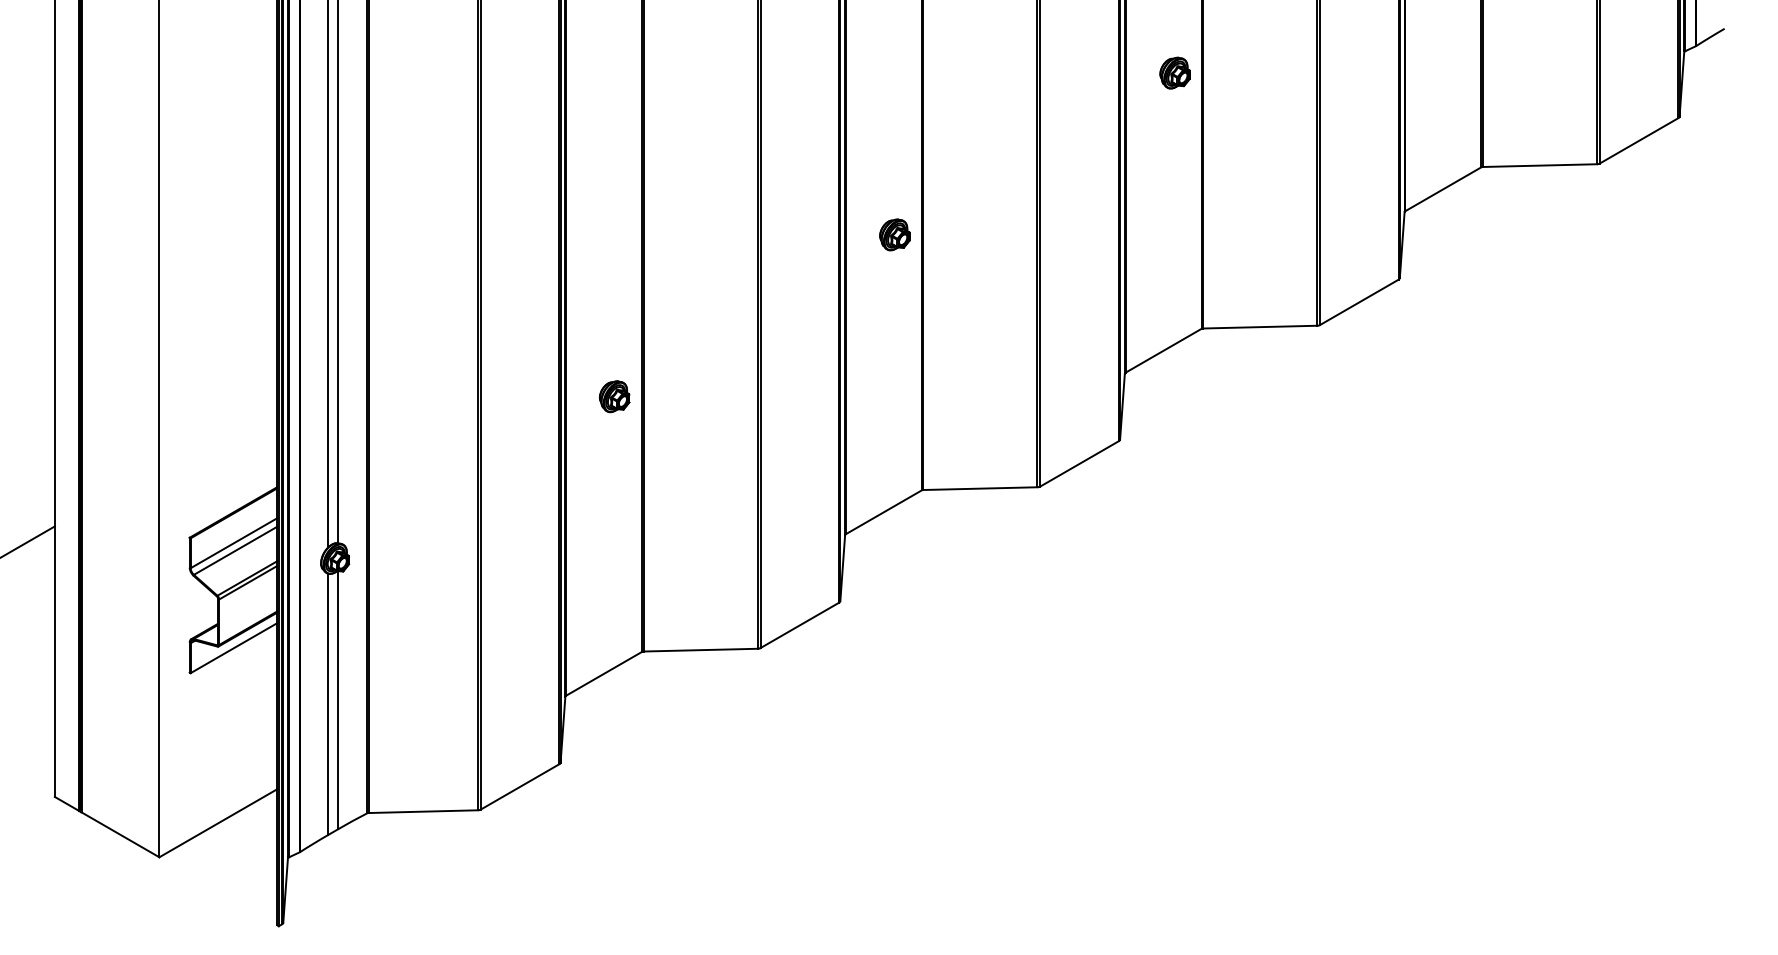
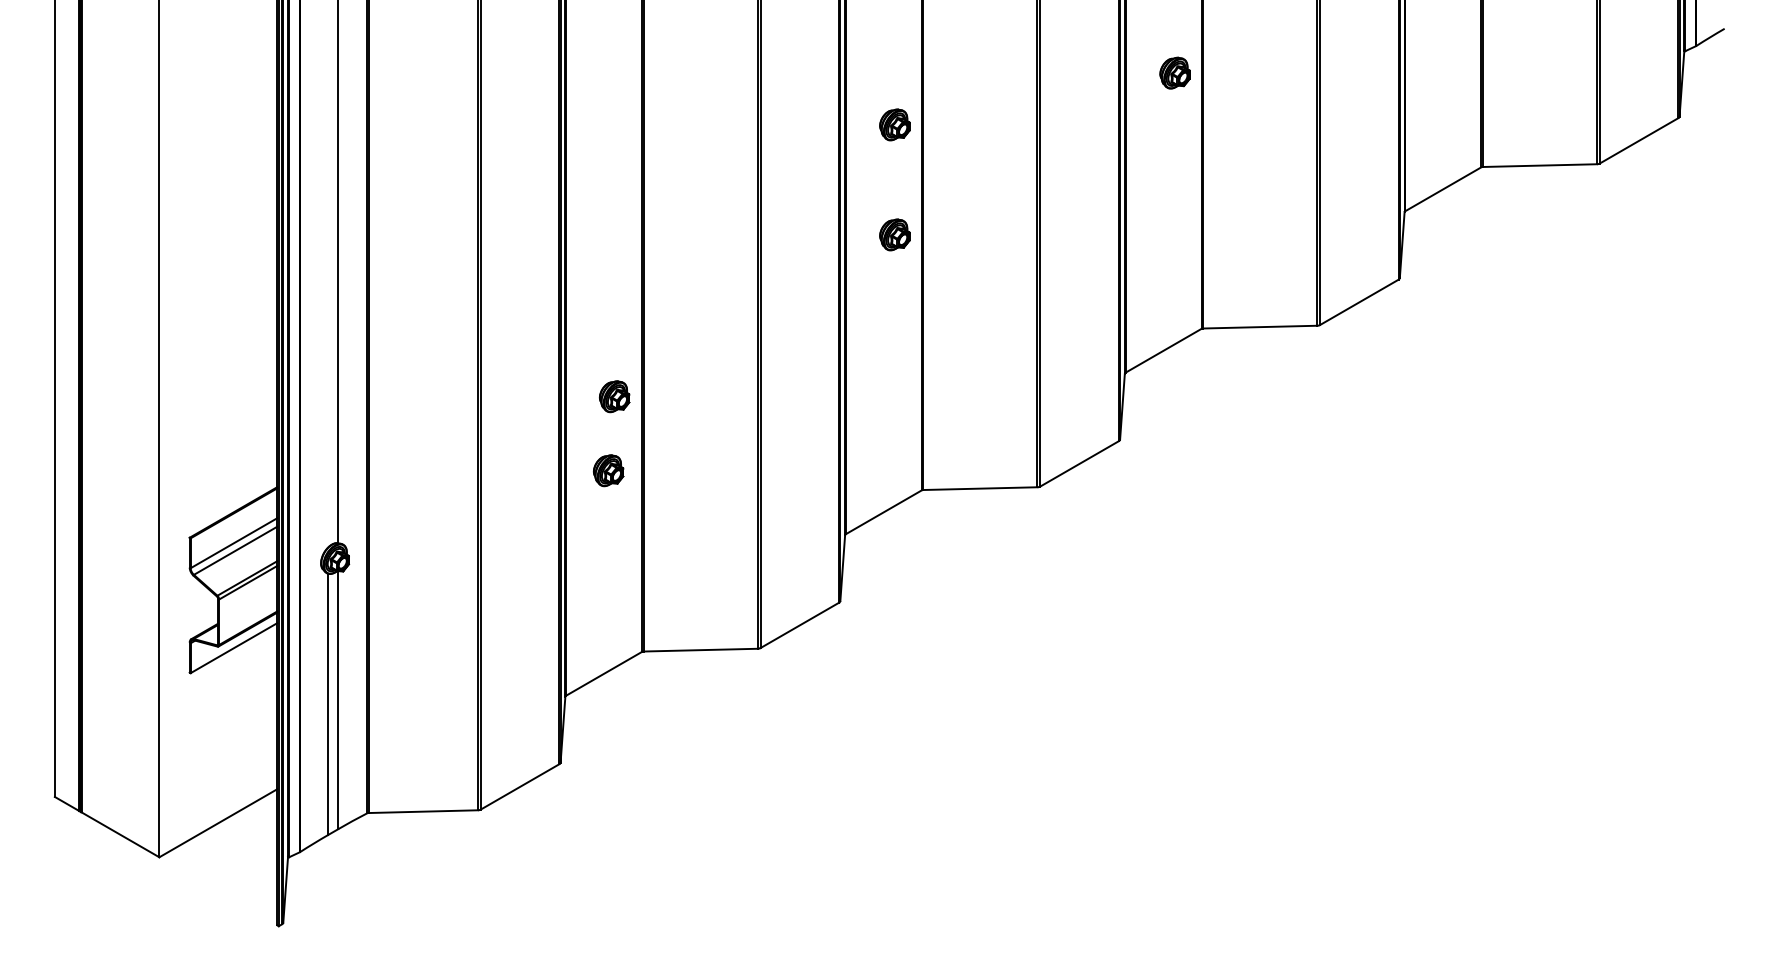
part: none -> present (894, 124)
line: present -> none (328, 274)
part: none -> present (608, 470)
line: present -> none (28, 541)
